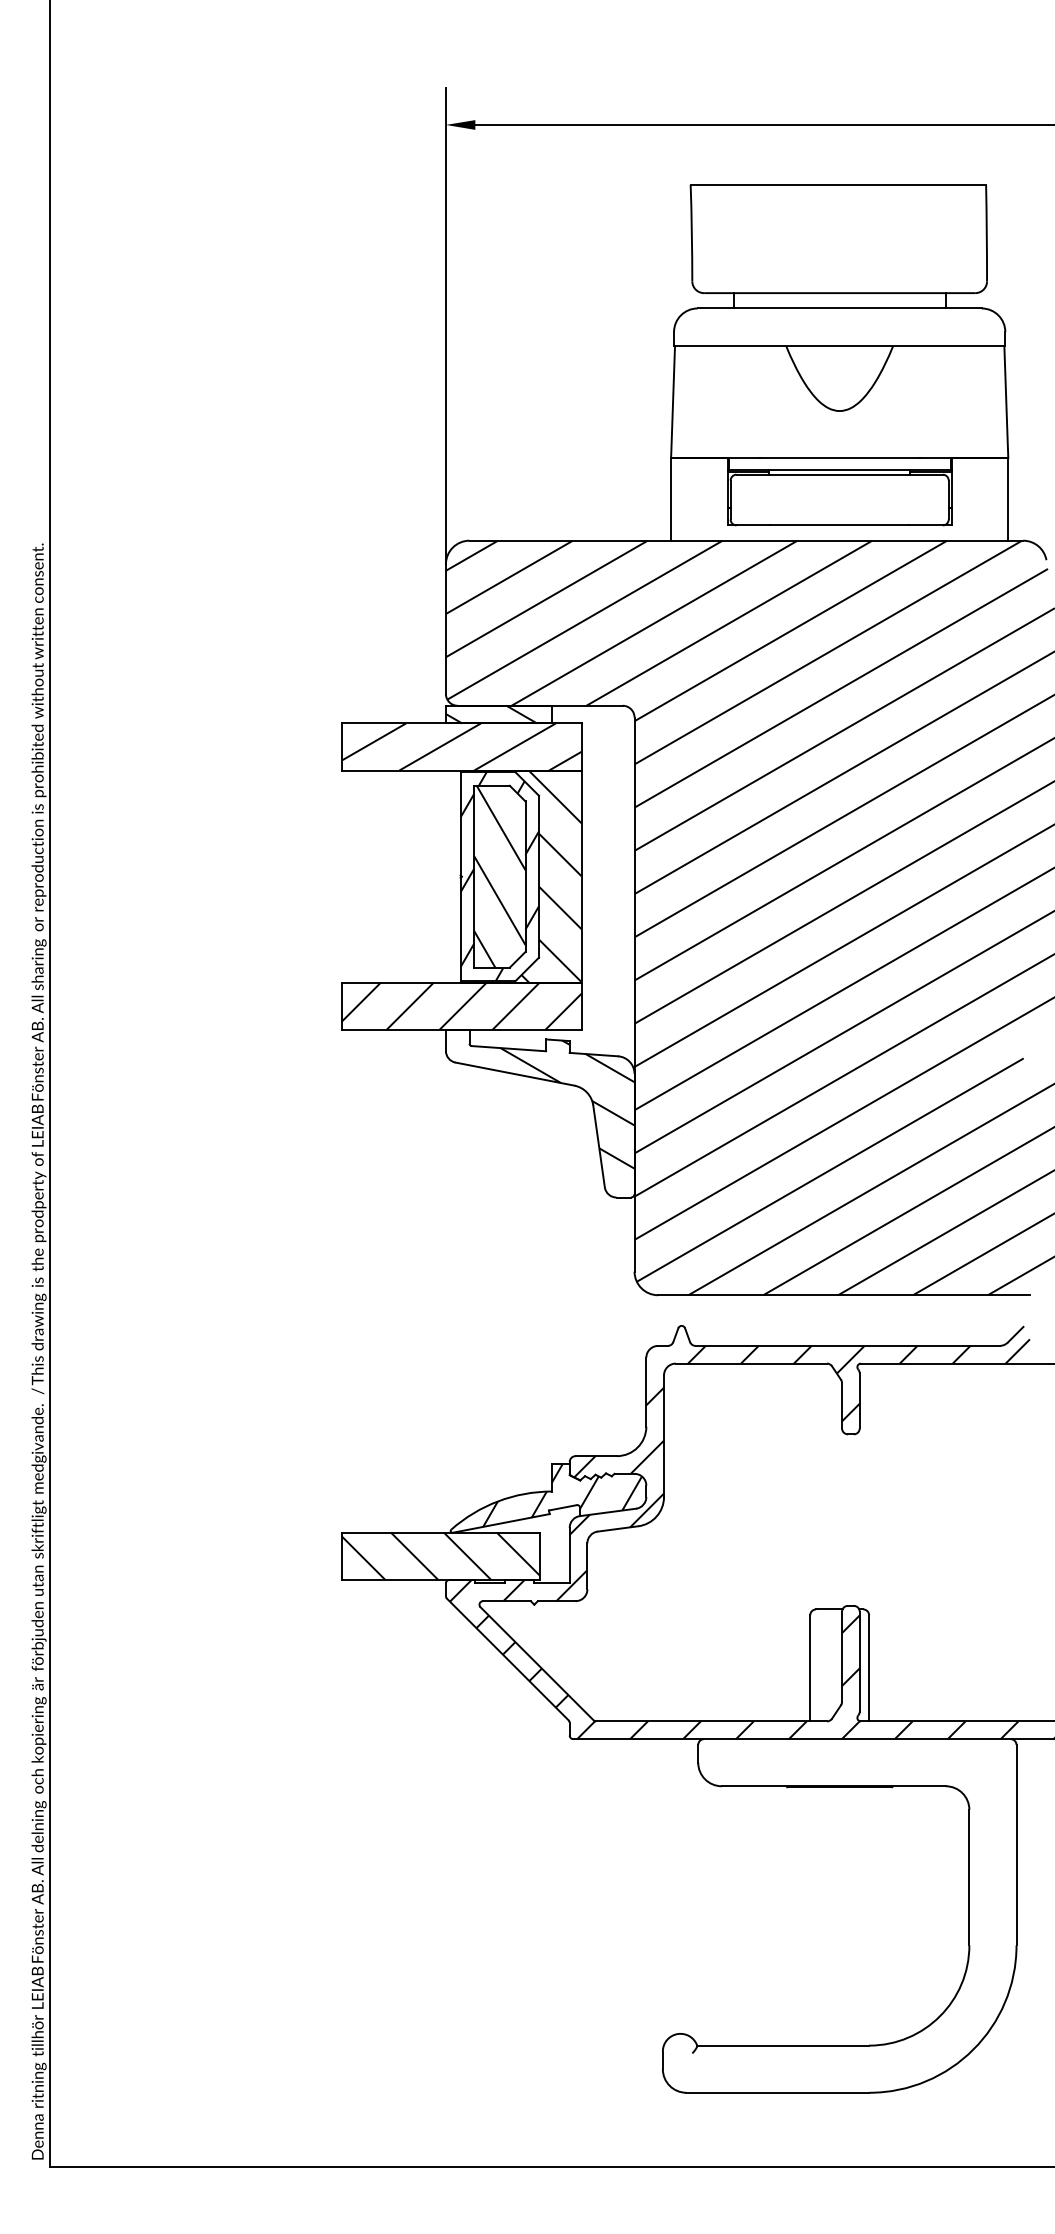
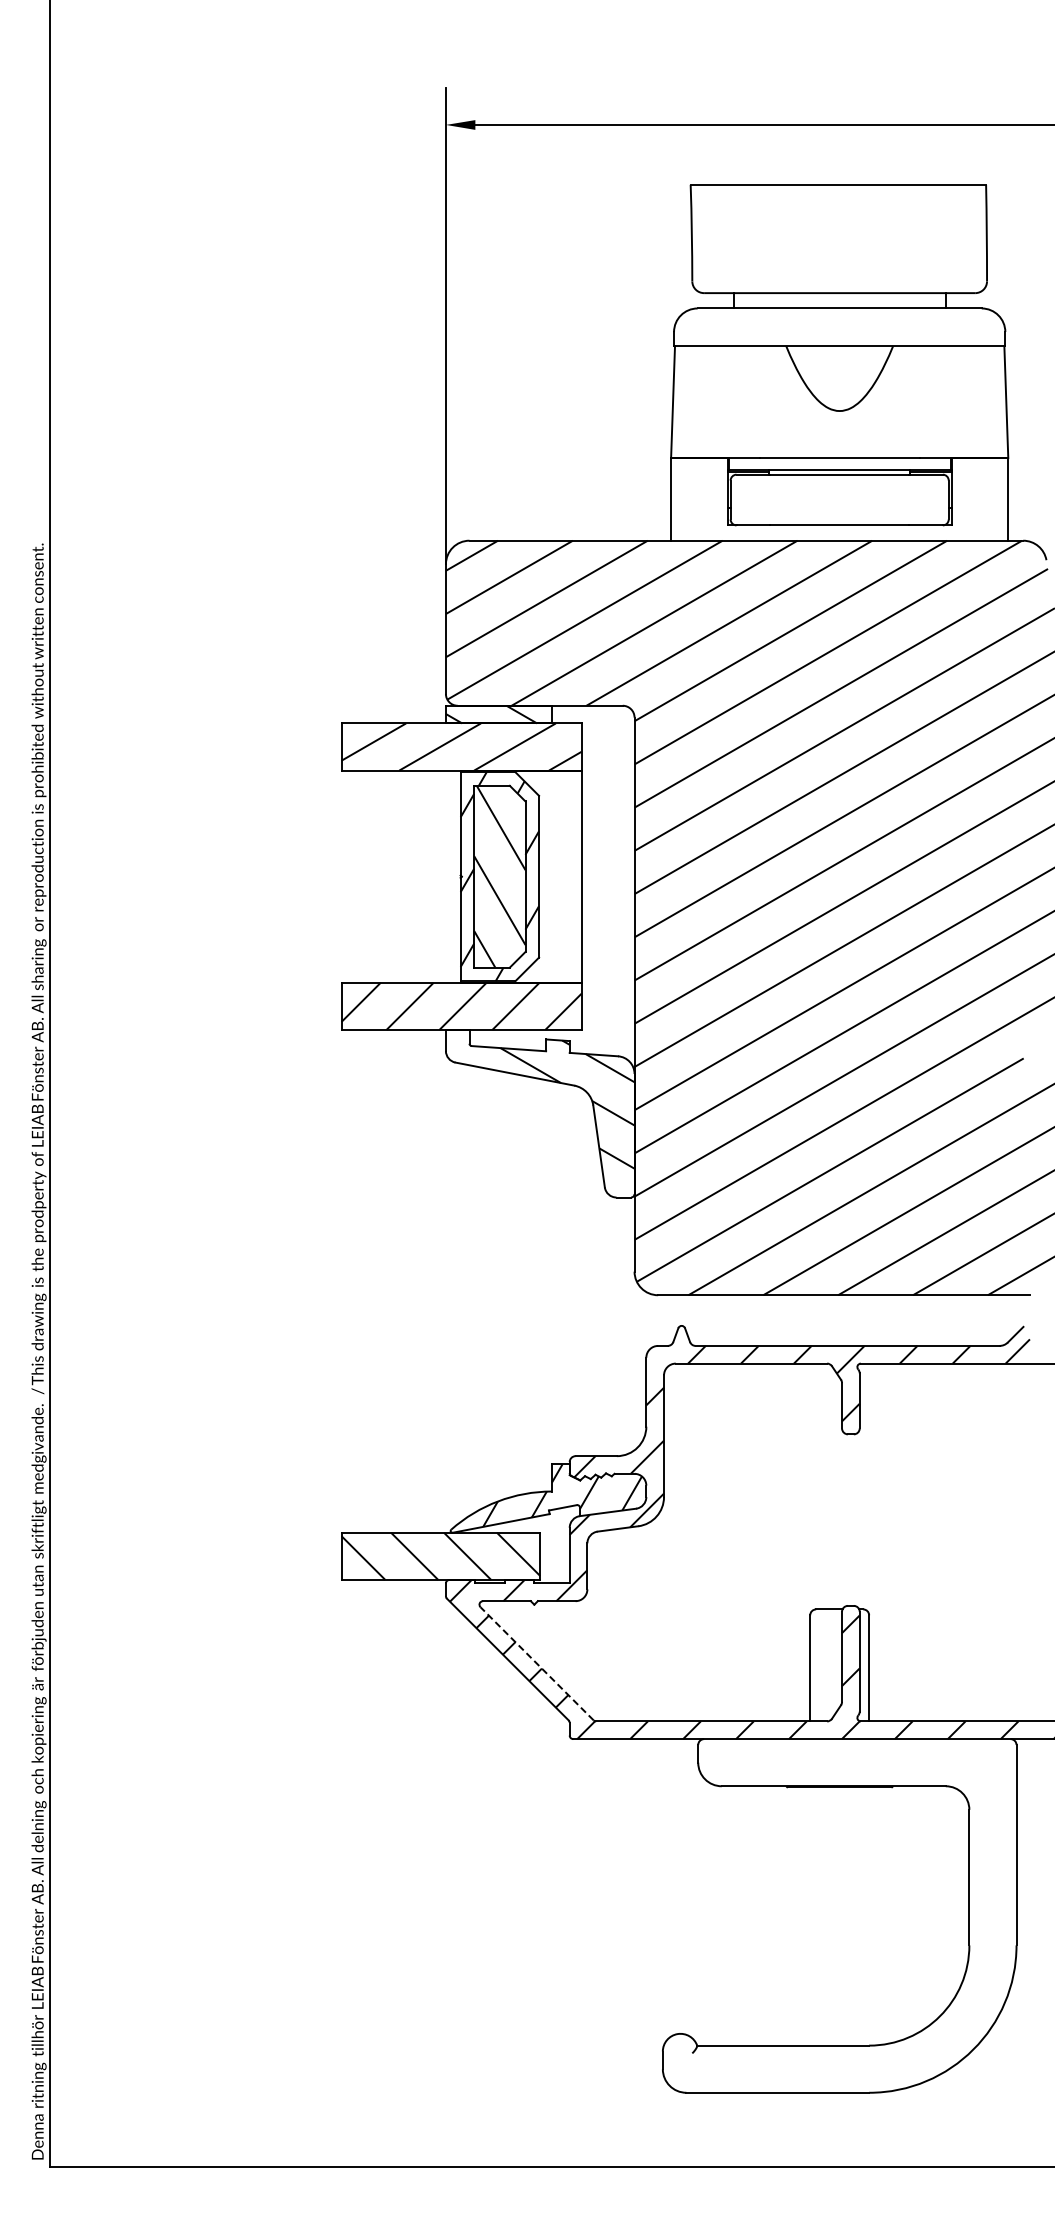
hatch: present -> none (527, 876)
line: solid -> dashed (536, 1663)
